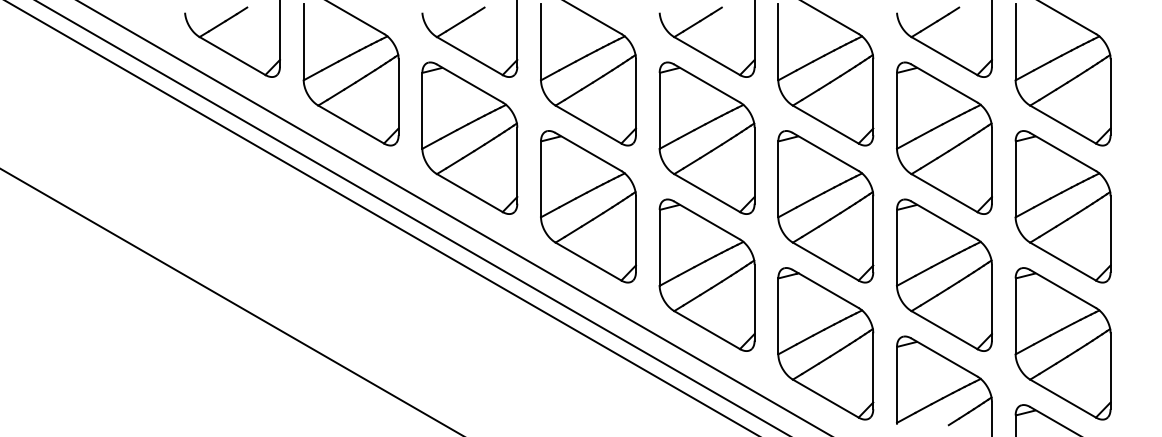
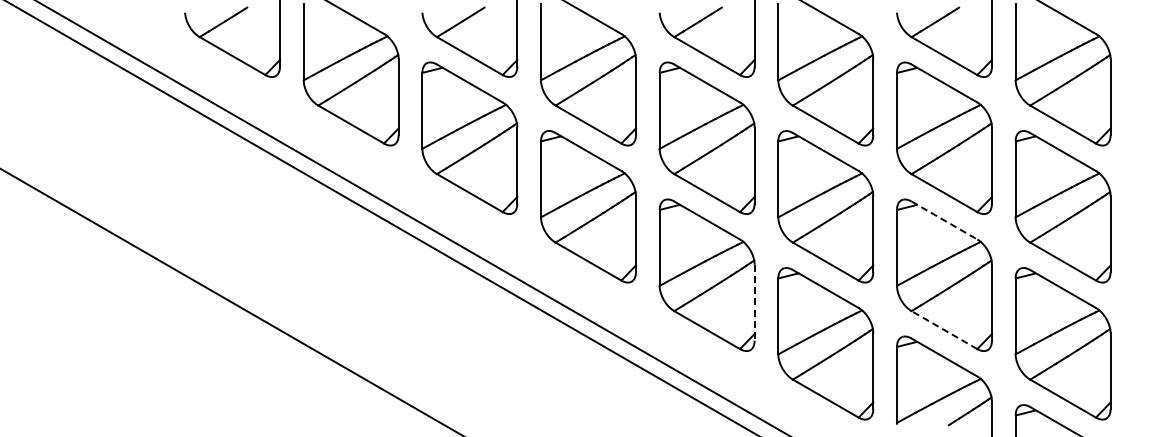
line: present -> none (453, 217)
line: solid -> dashed (944, 220)
line: solid -> dashed (754, 302)
line: solid -> dashed (944, 330)
